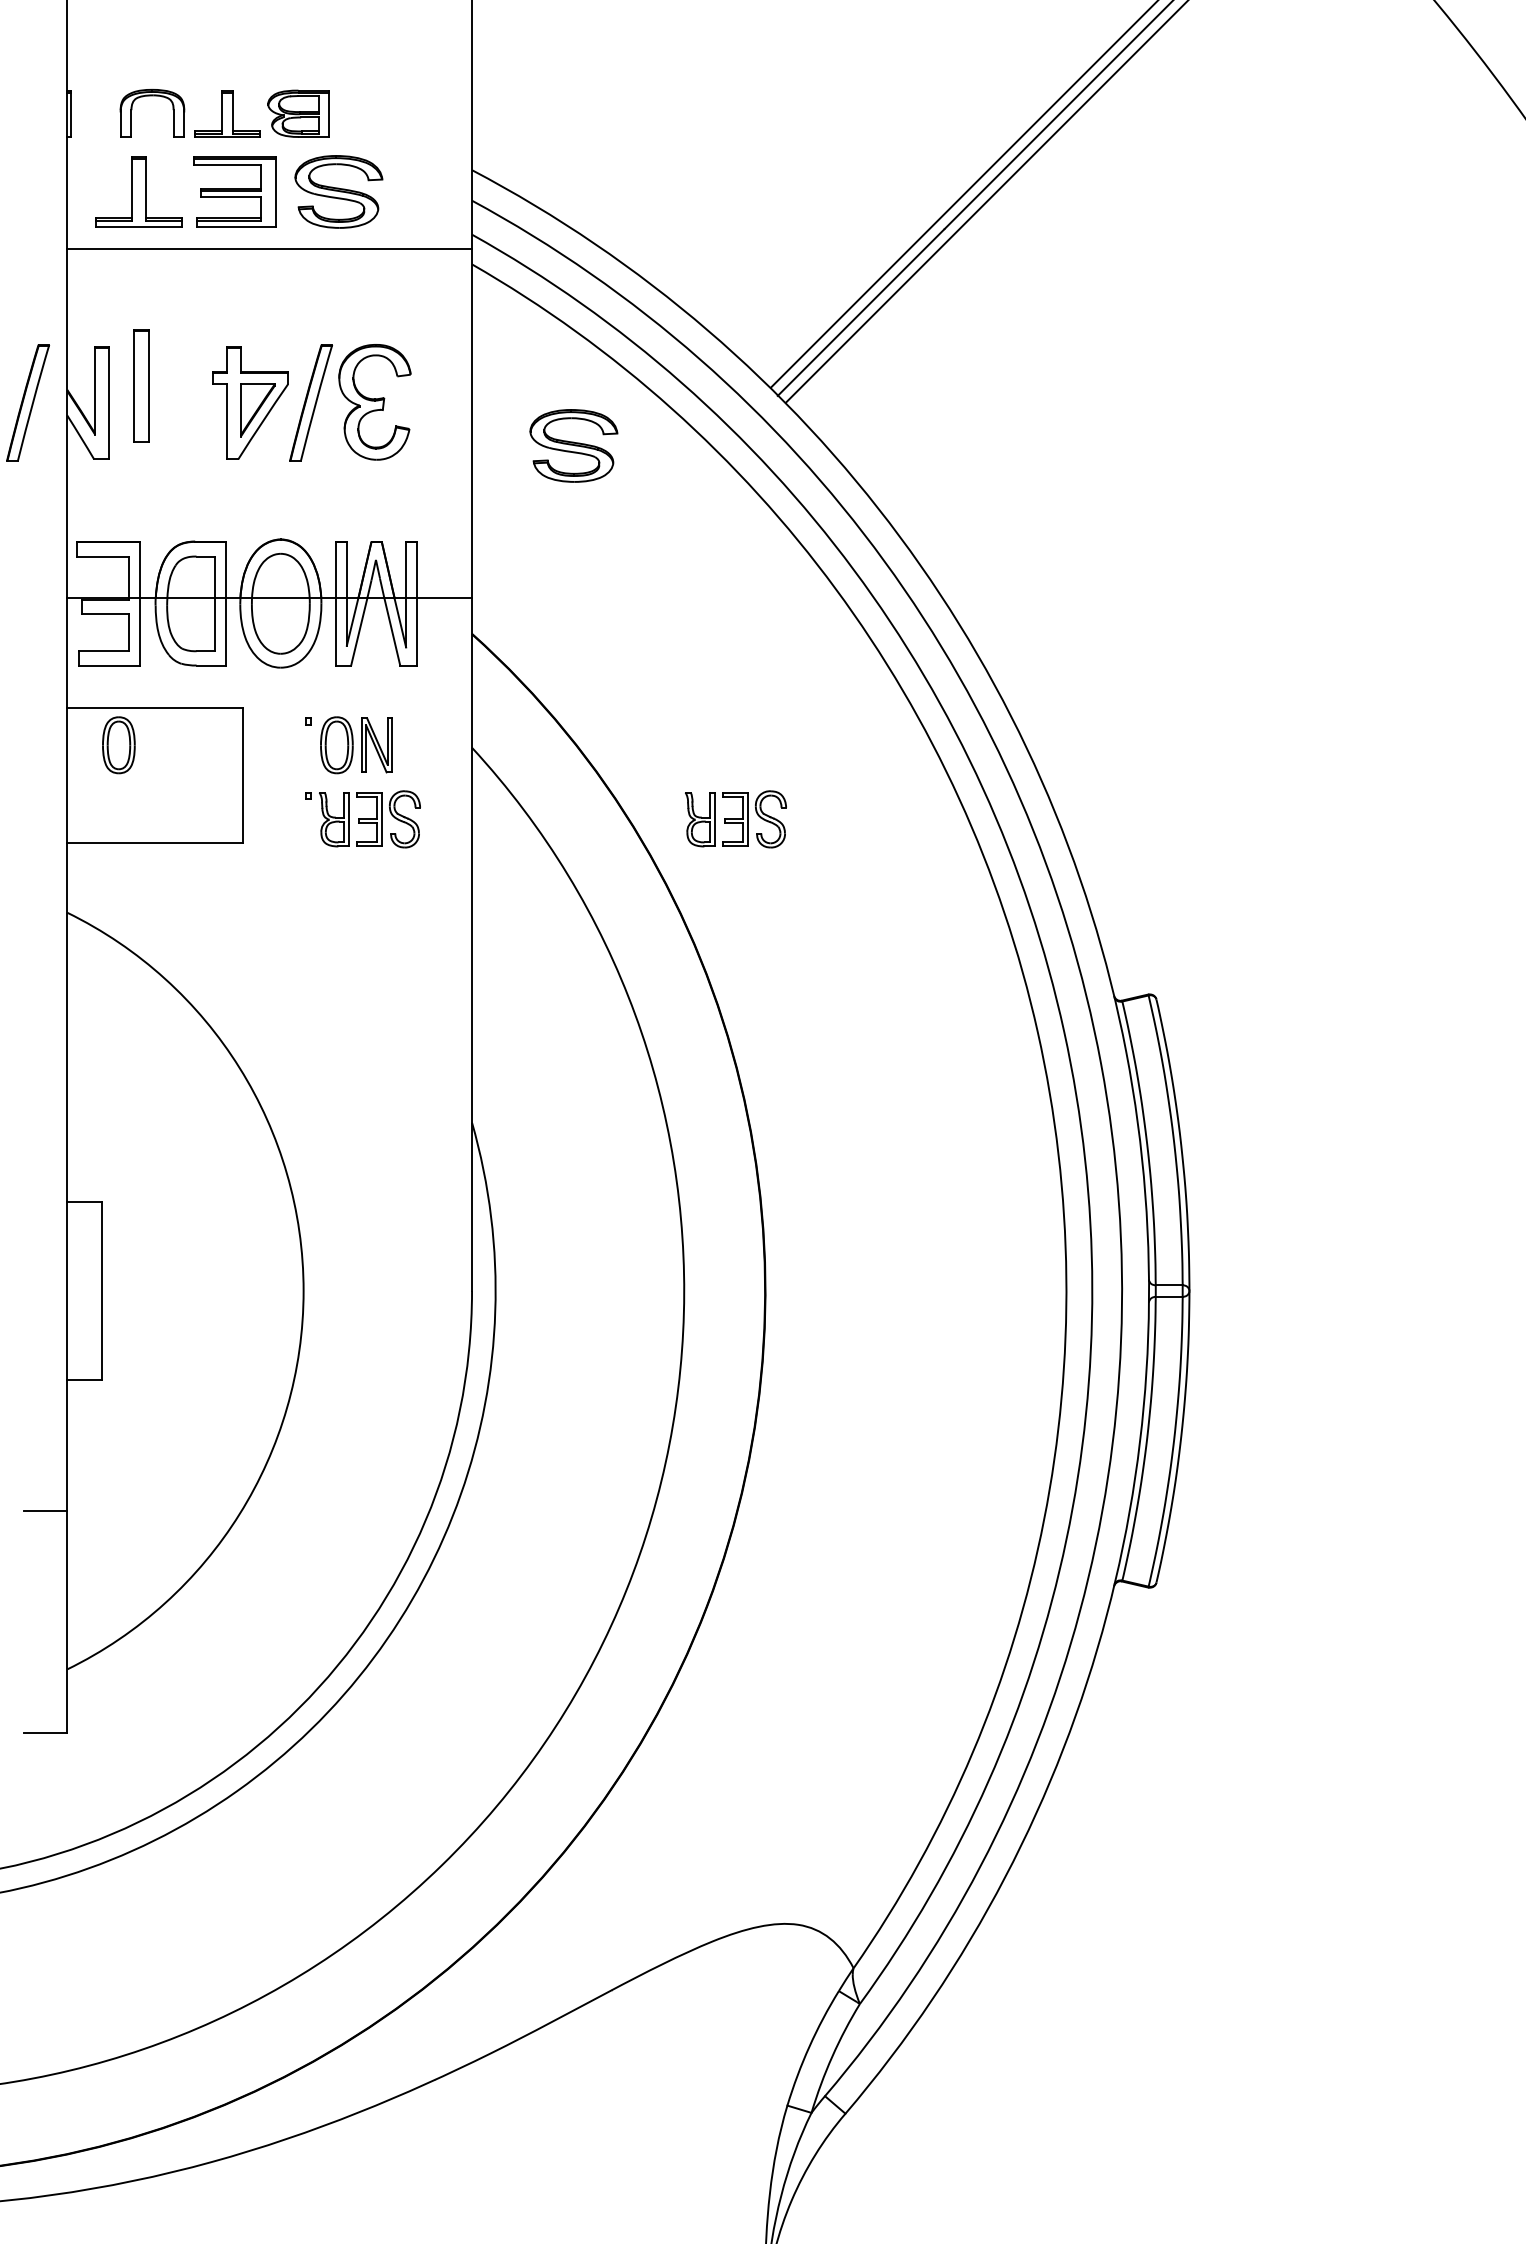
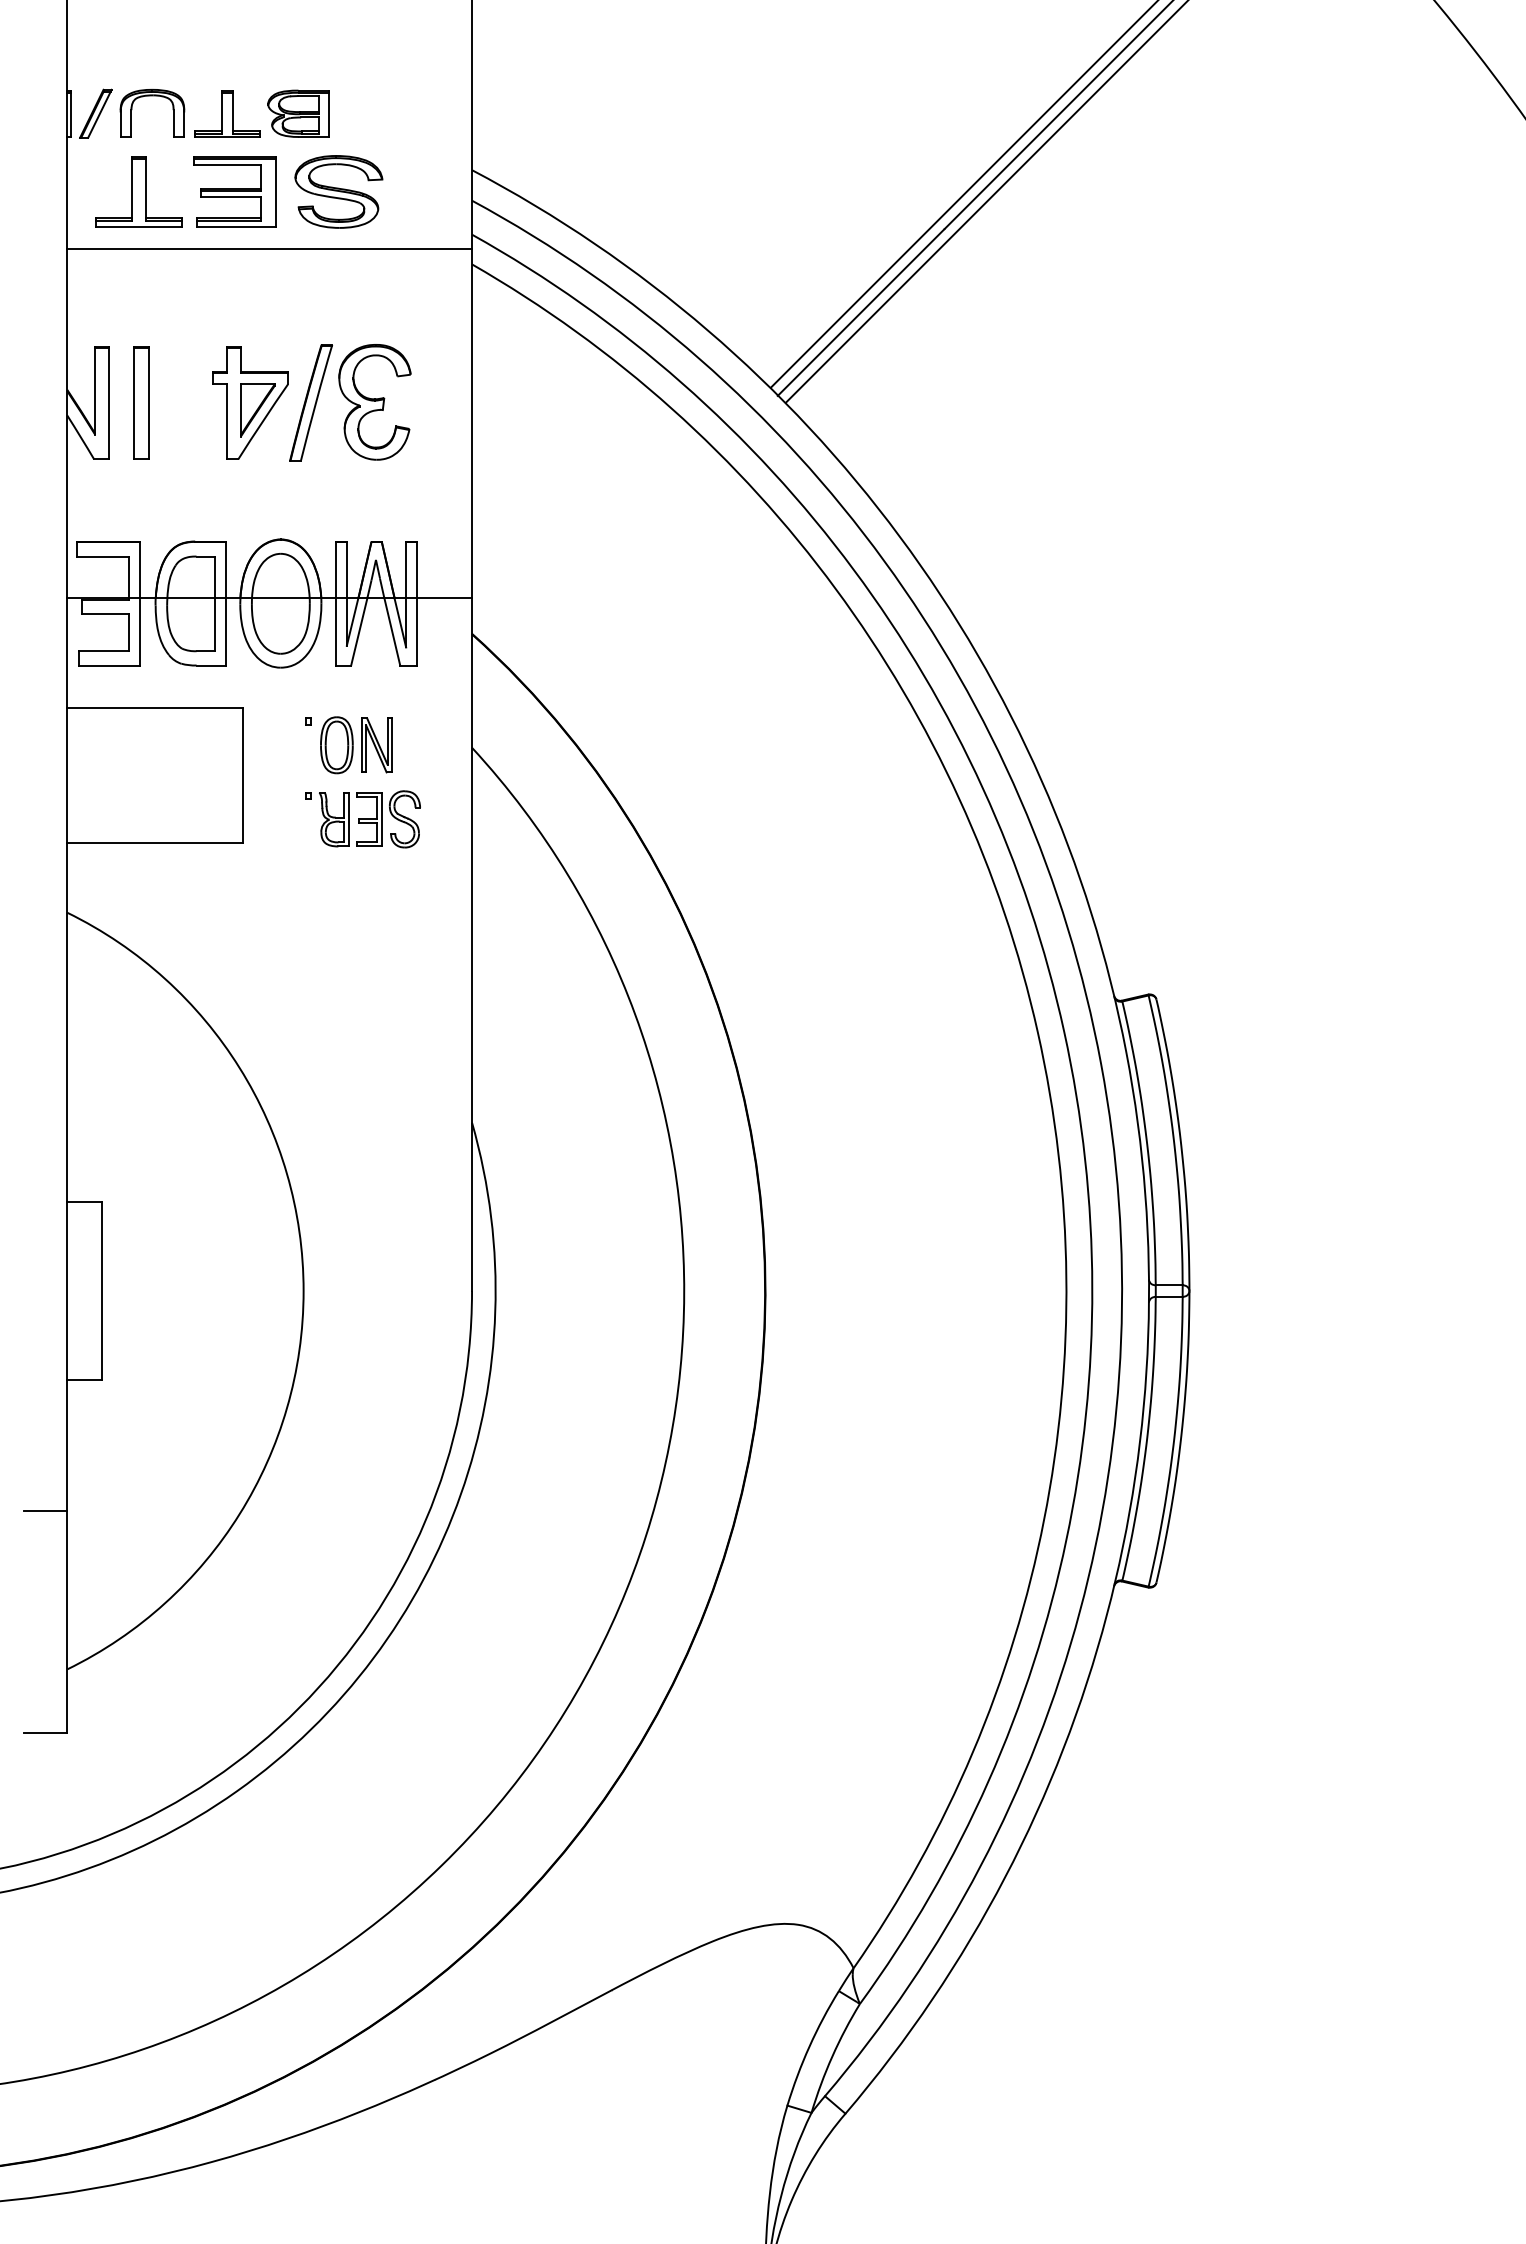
part: none -> present (95, 113)
part position: (141, 385) -> (141, 402) (141, 402)
part: present -> none (27, 402)
part: present -> none (573, 445)
part: present -> none (118, 745)
part: present -> none (735, 819)
